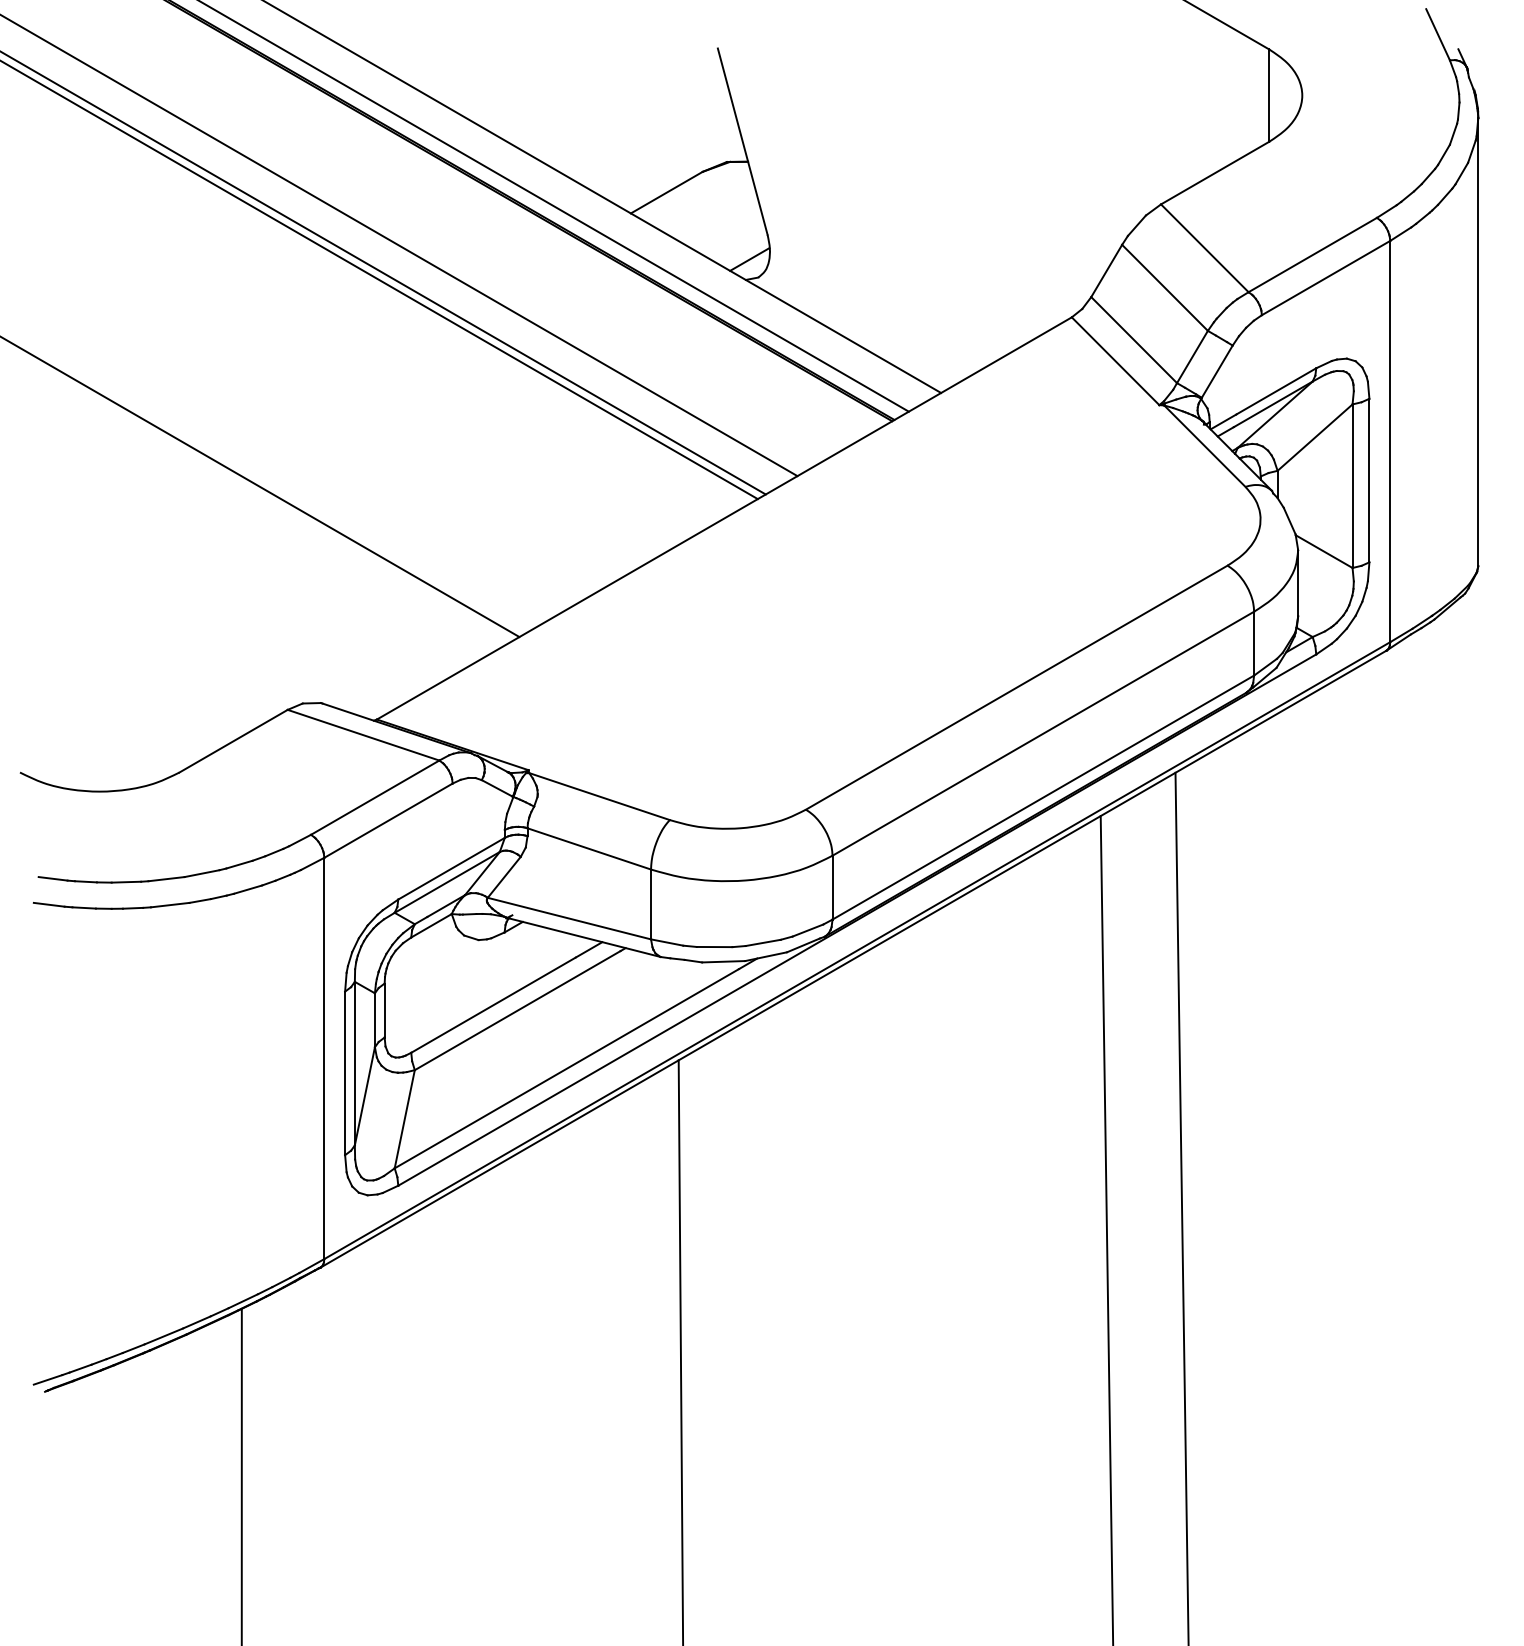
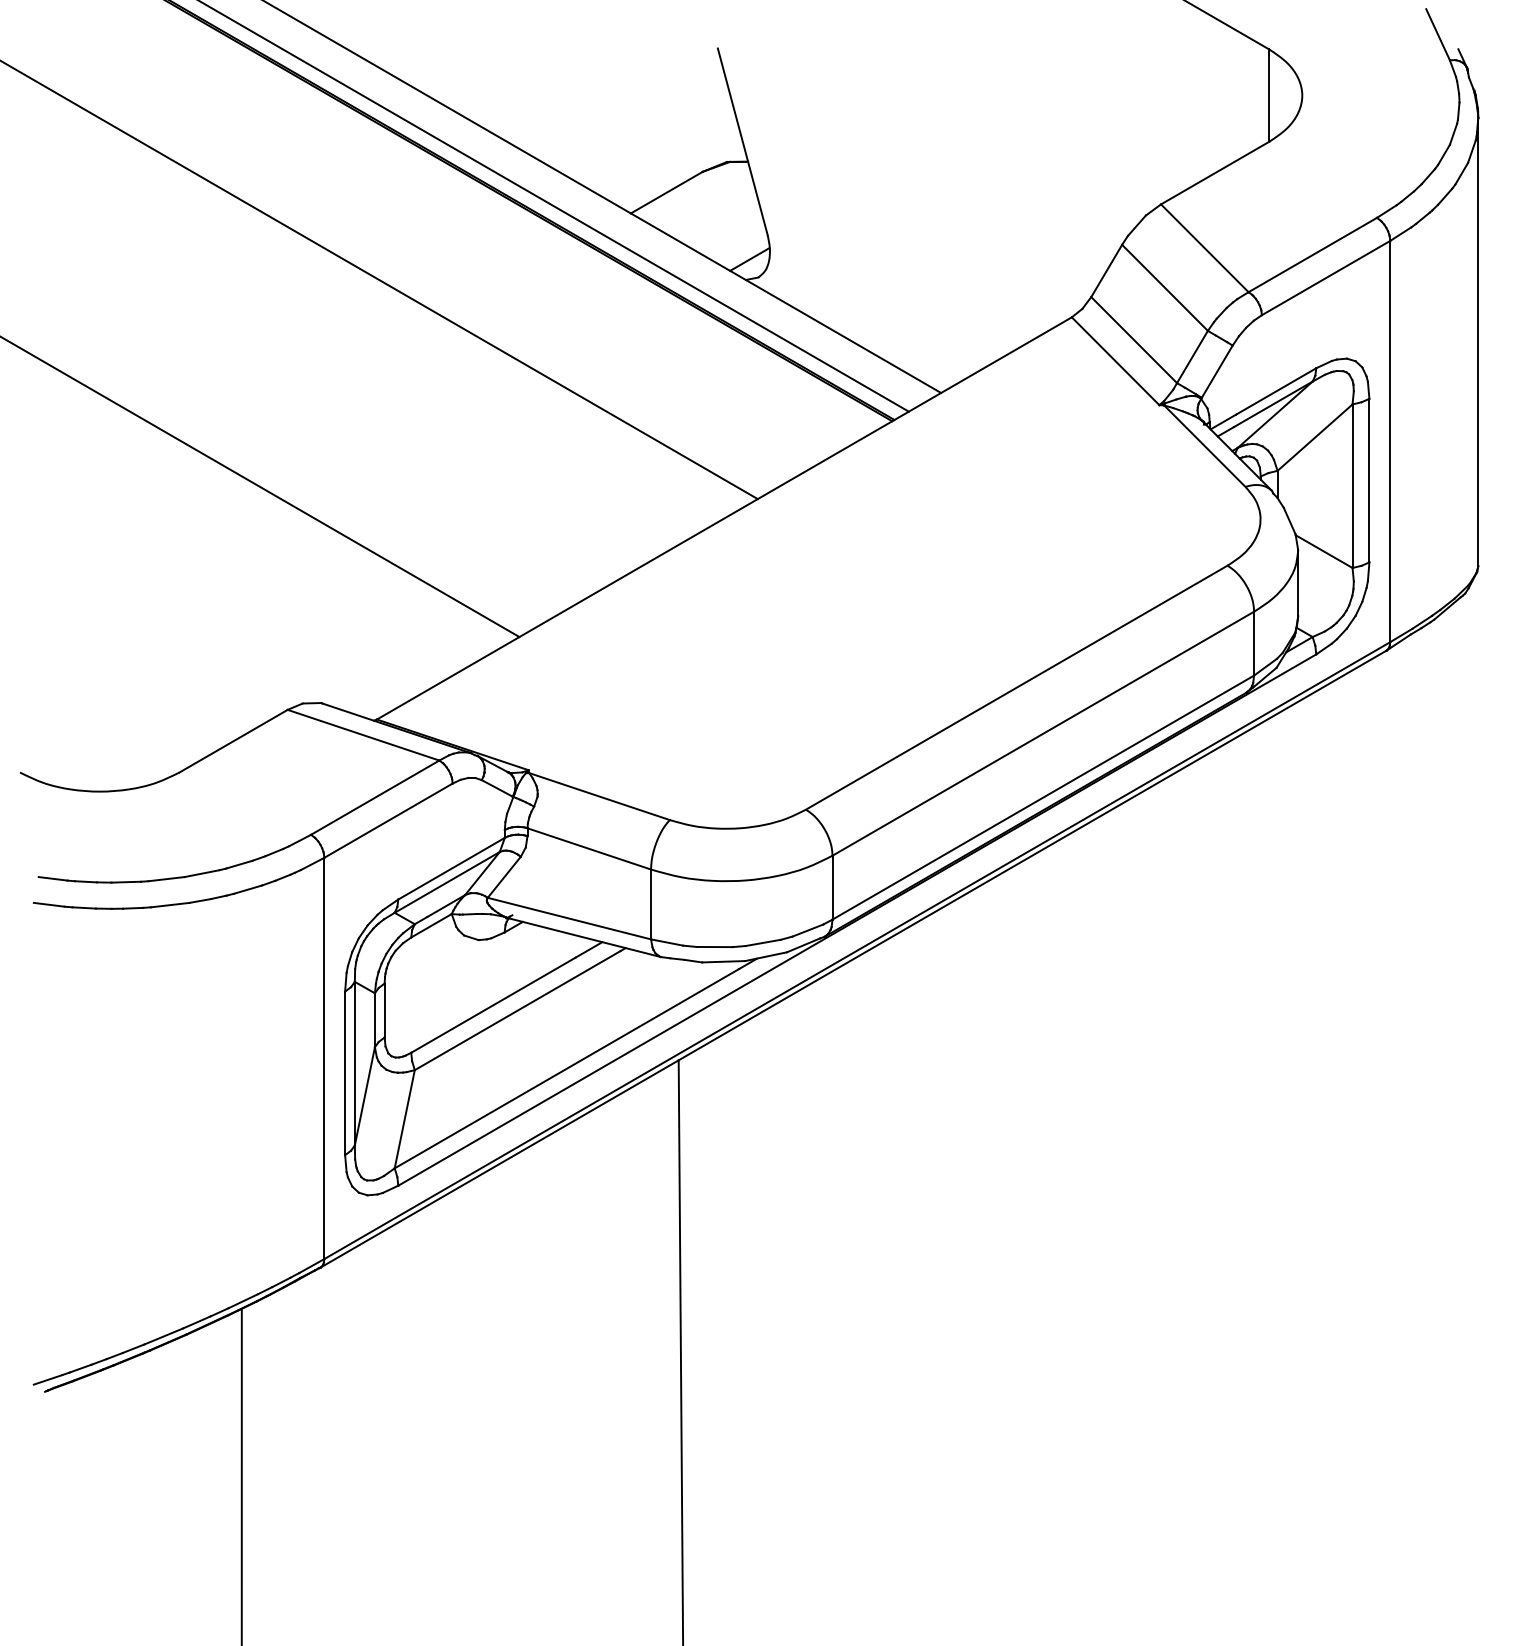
line: present -> none (399, 245)
line: present -> none (383, 273)
line: present -> none (1181, 1207)
line: present -> none (1106, 1229)
